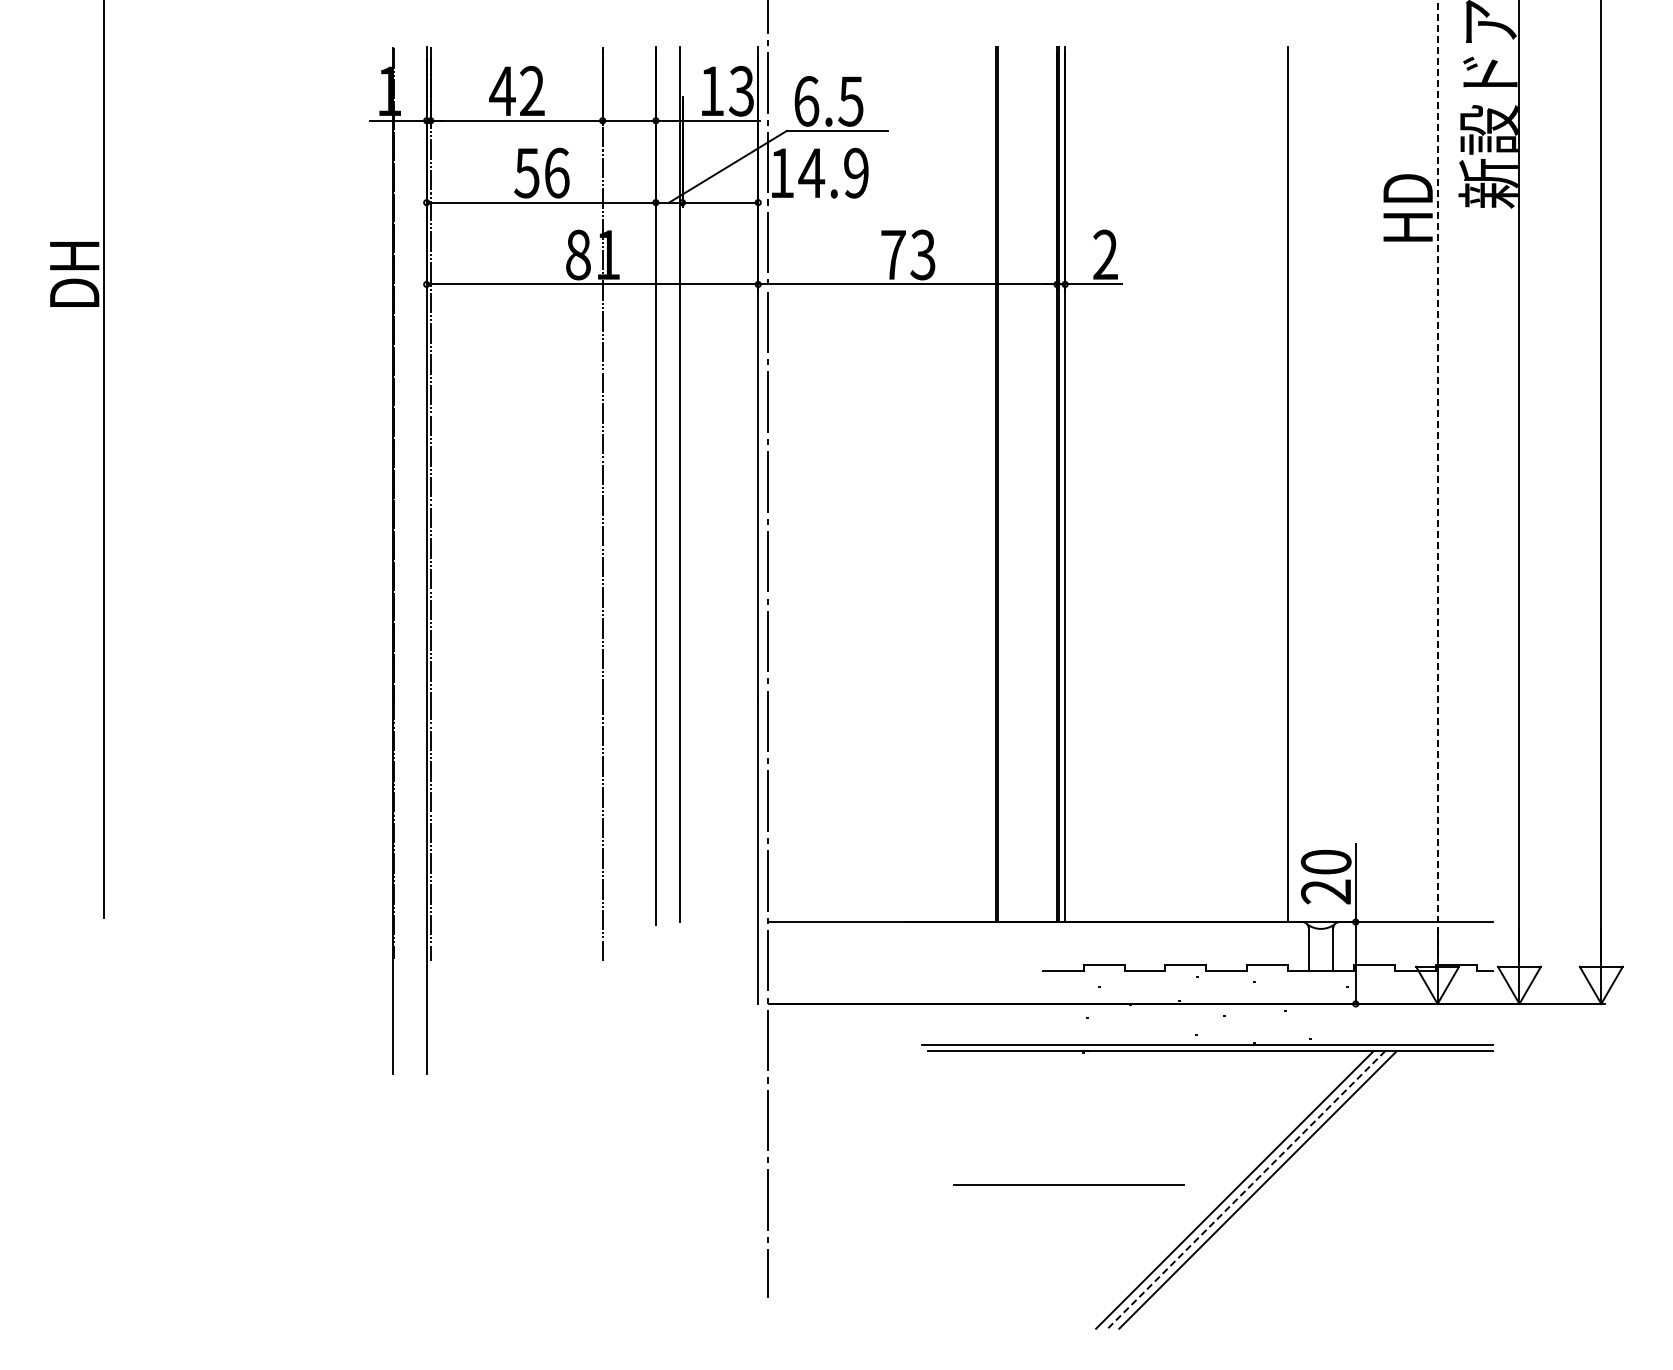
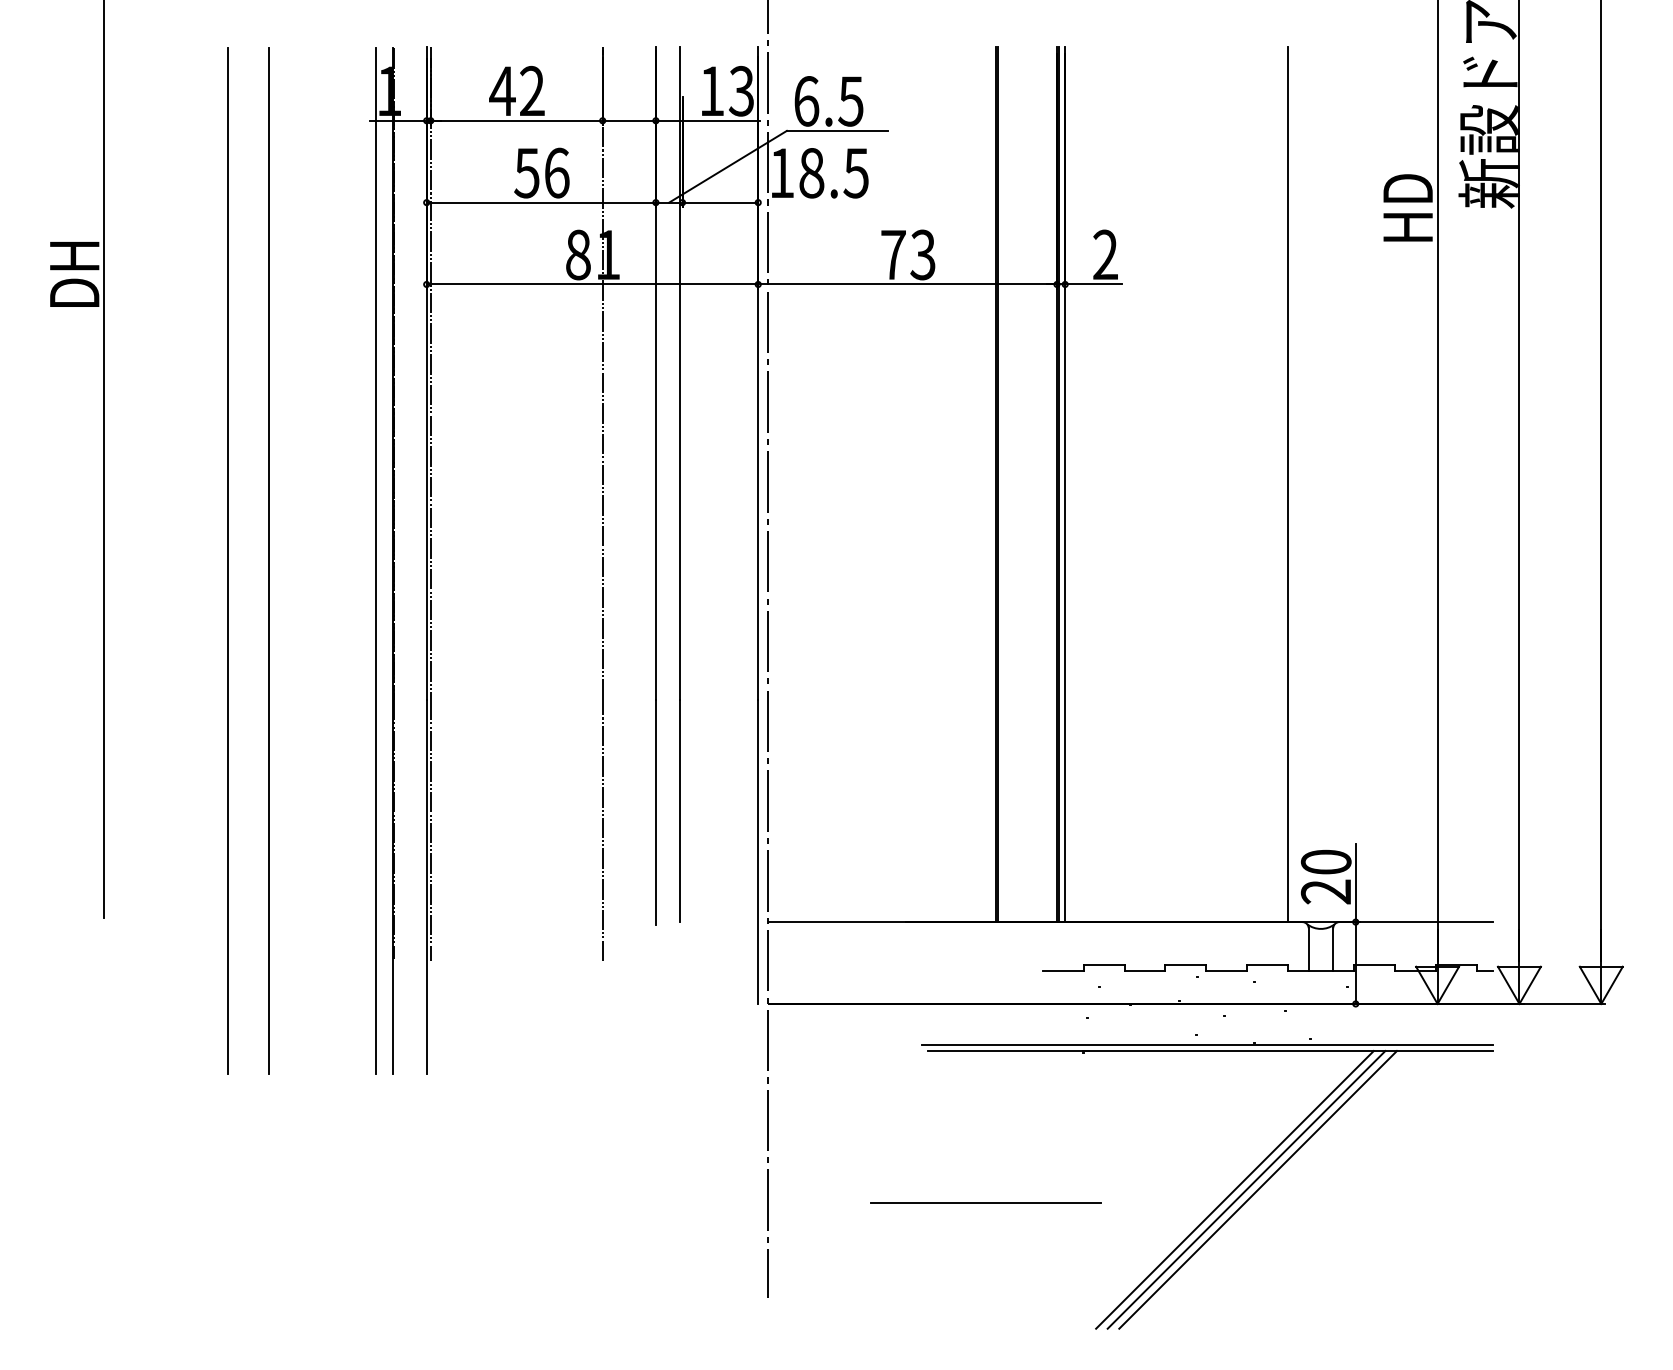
text: 14.9 -> 18.5 (833, 172)
line: dashed -> solid (1437, 481)
line: none -> present (228, 560)
line: none -> present (269, 560)
line: none -> present (376, 560)
line position: (1068, 1184) -> (985, 1202) (985, 1202)
line: dashed -> solid (1246, 1190)
